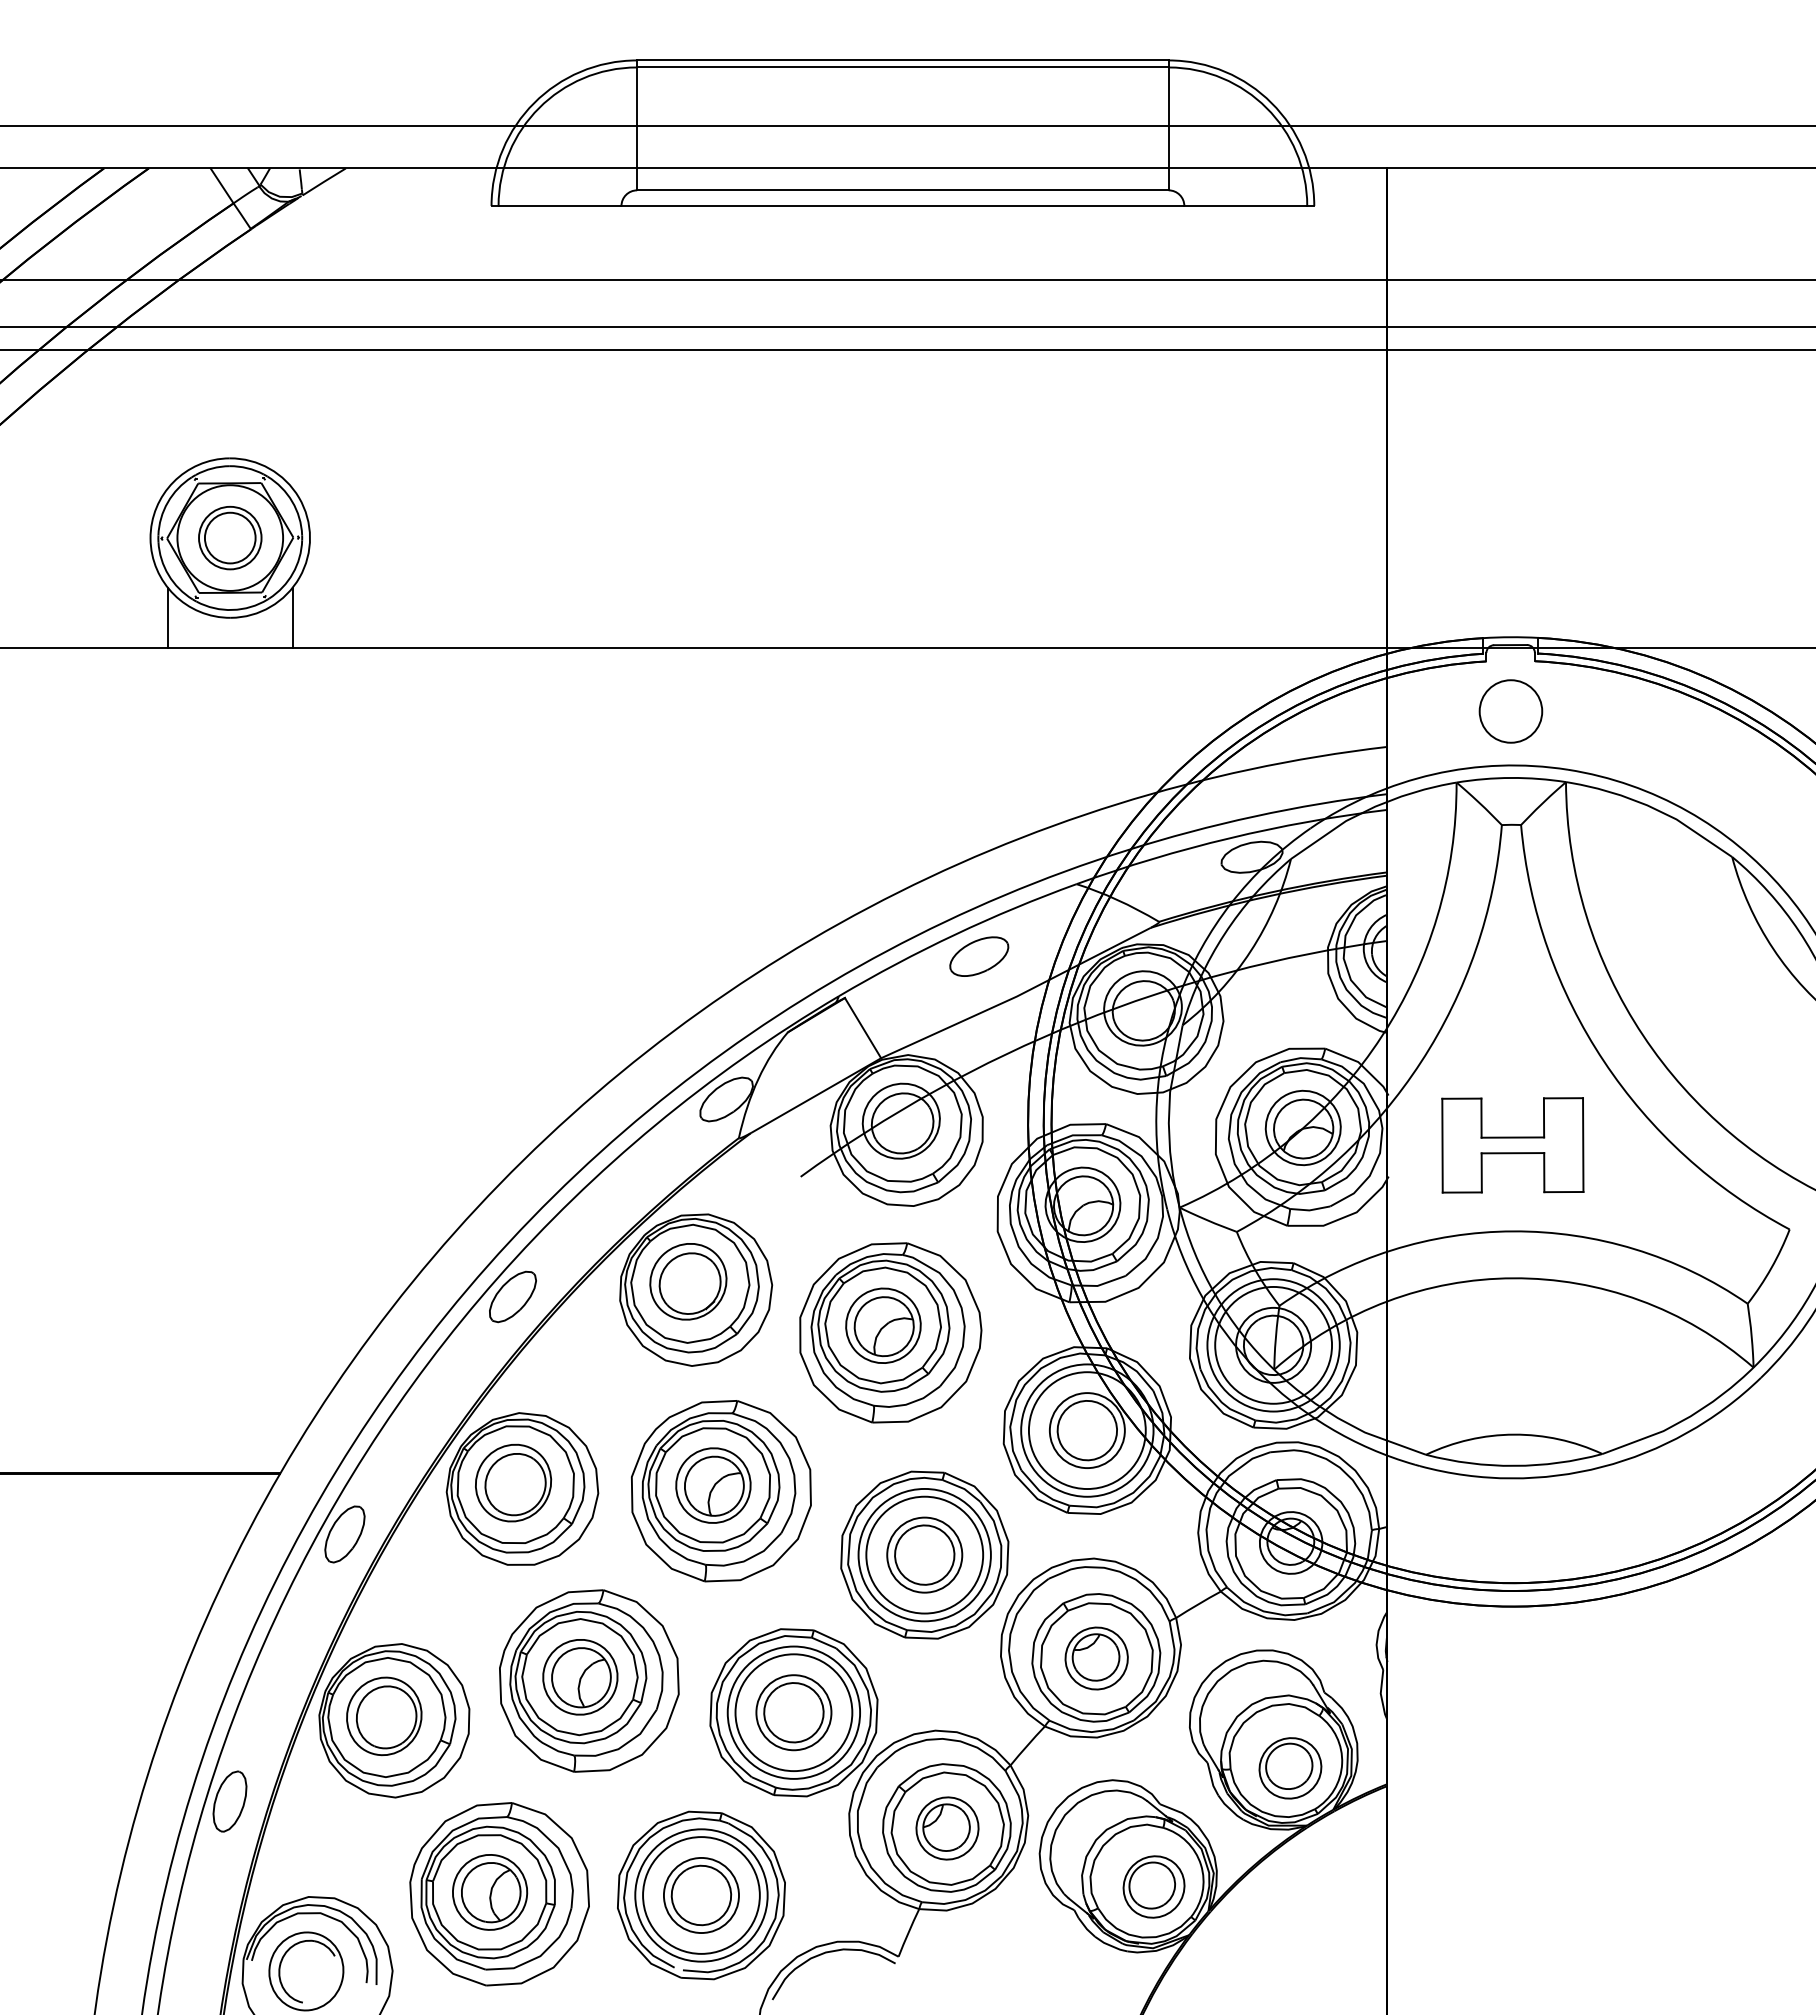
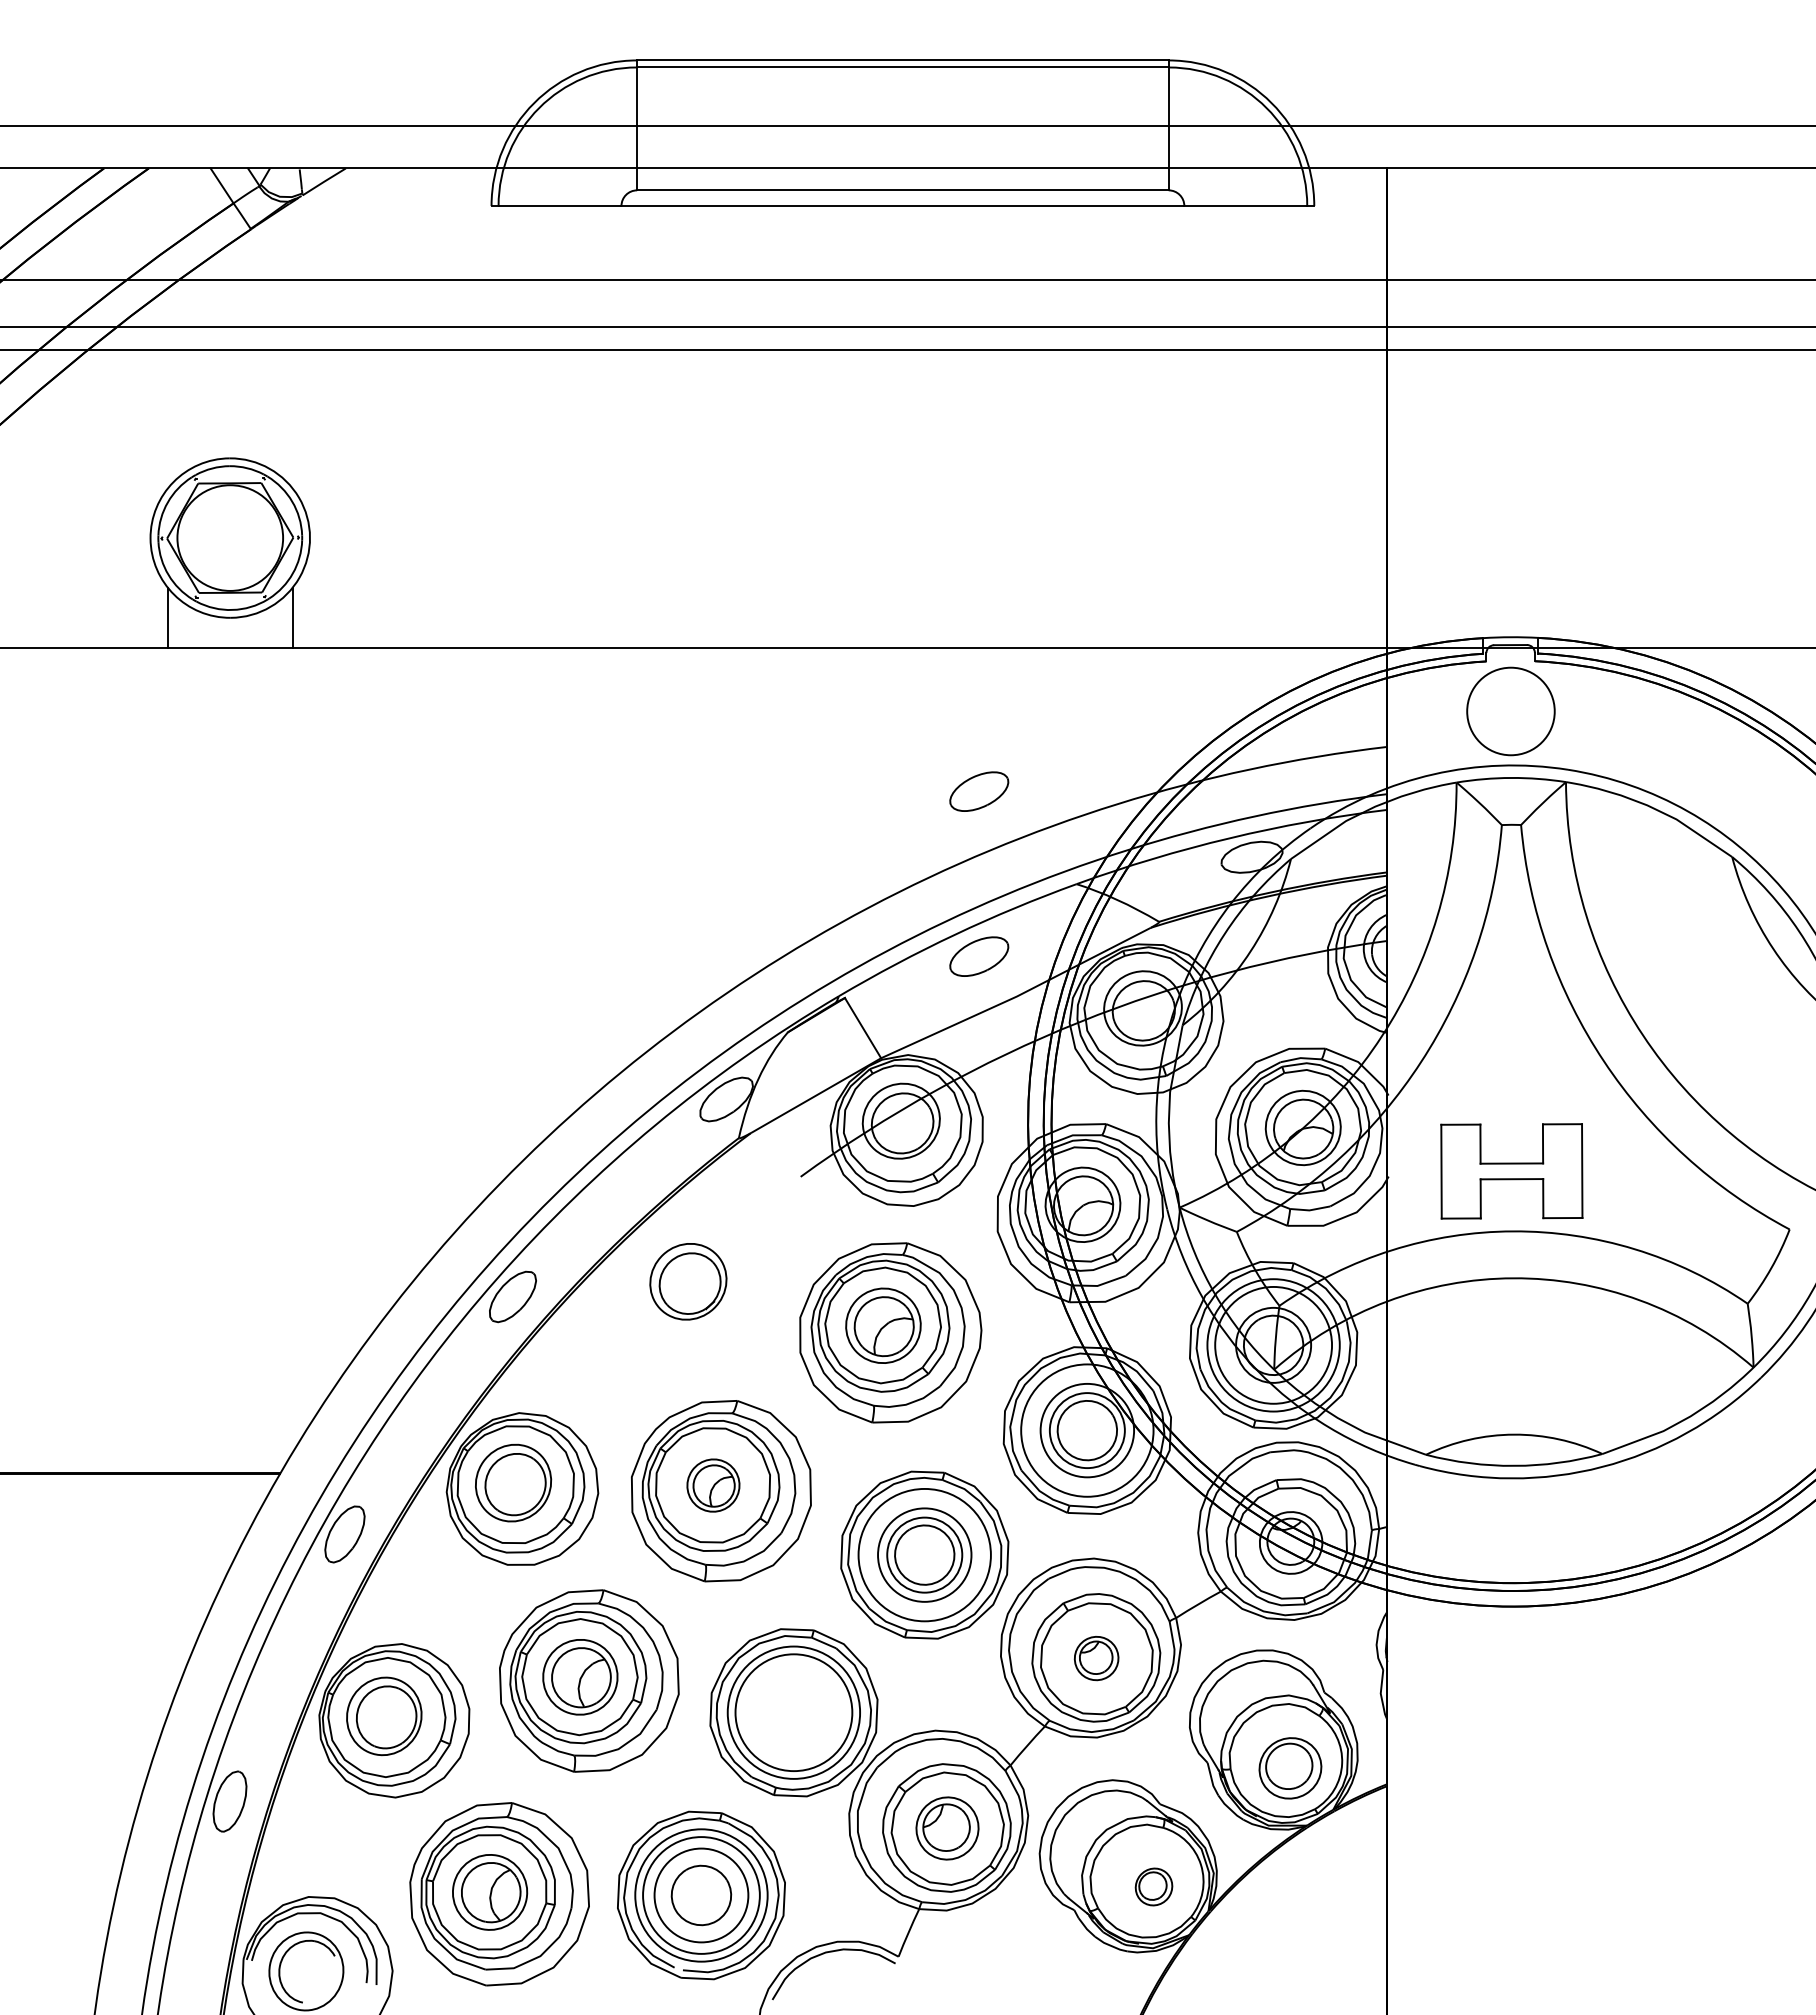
part: present -> none (230, 537)
circle diameter: 63 px -> 88 px (1510, 711)
part: none -> present (979, 791)
part position: (1512, 1145) -> (1511, 1171) (1511, 1171)
part: present -> none (696, 1289)
circle diameter: 117 px -> 93 px (1087, 1430)
part size: 77x77 px -> 55x55 px (713, 1485)
circle diameter: 117 px -> 93 px (924, 1554)
part size: 65x65 px -> 47x46 px (1096, 1658)
part: present -> none (793, 1712)
part size: 64x64 px -> 40x40 px (1153, 1886)
circle diameter: 75 px -> 94 px (701, 1895)
